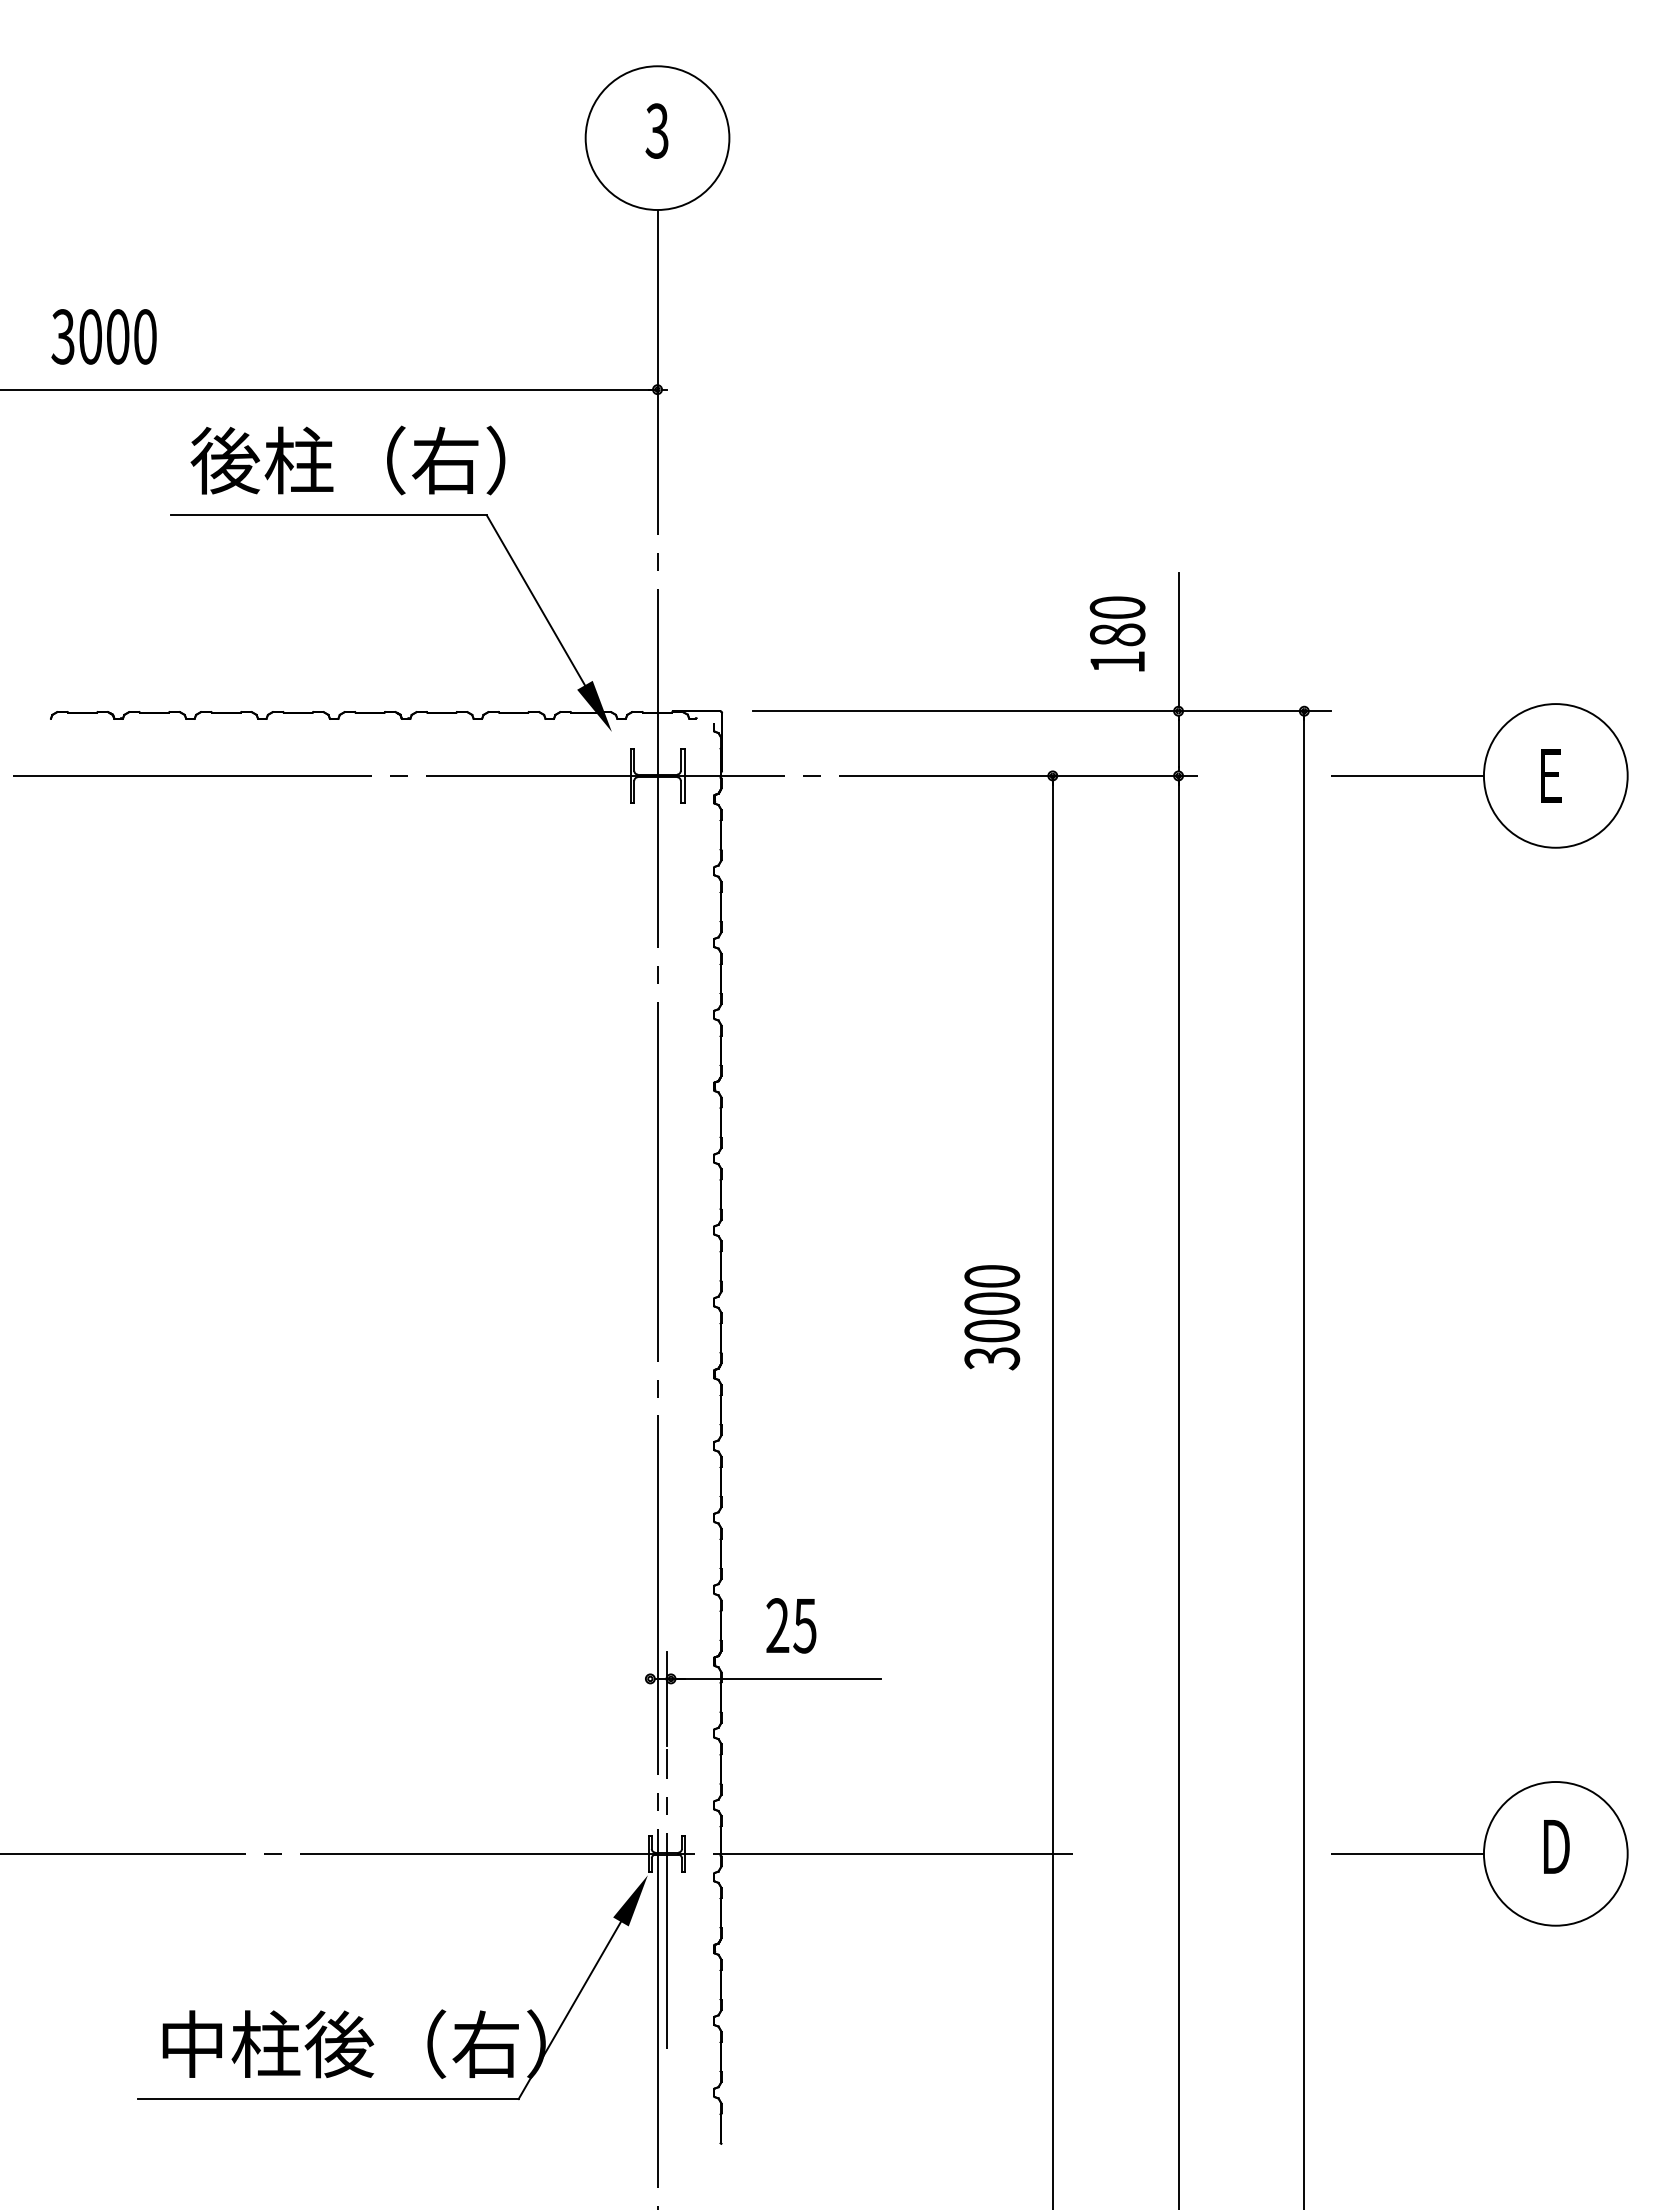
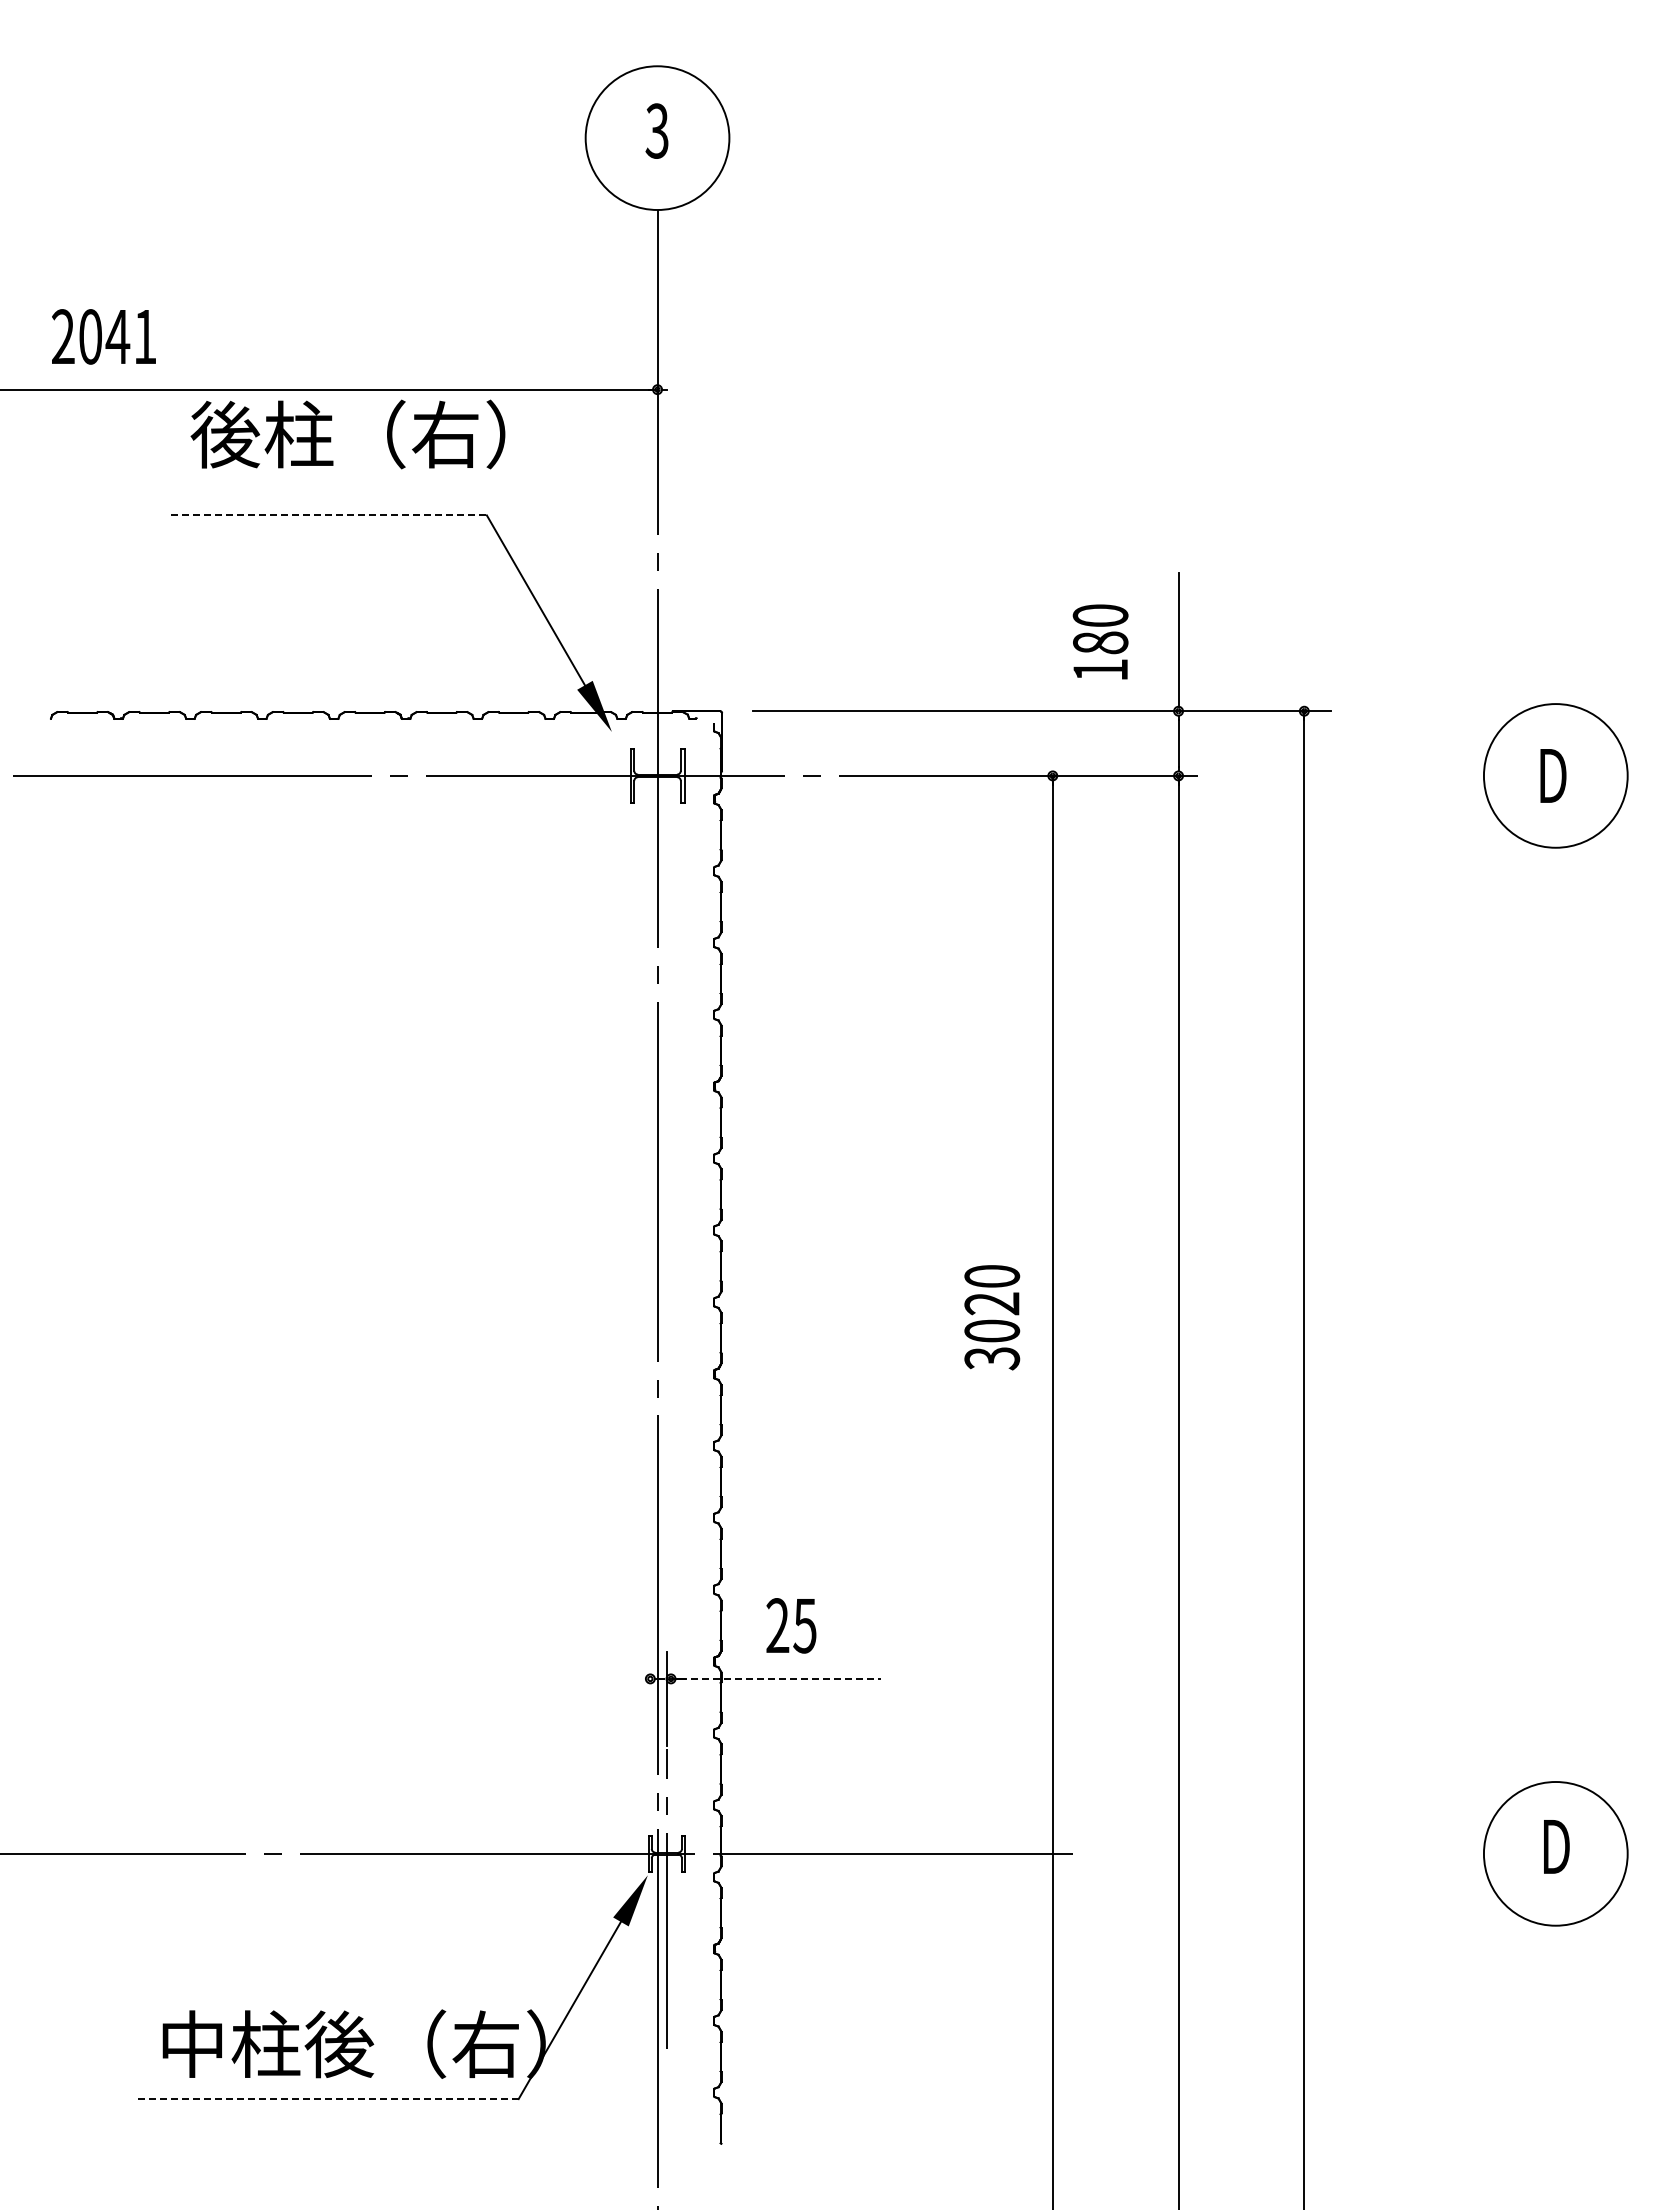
text: 3000 -> 2041 (103, 336)
text position: (347, 460) -> (347, 434) (347, 434)
line: solid -> dashed (329, 515)
text position: (1117, 633) -> (1100, 641) (1100, 641)
line: present -> none (1407, 775)
text: E -> D (1553, 775)
text: 3000 -> 3020 (992, 1303)
line: solid -> dashed (769, 1678)
line: present -> none (1407, 1853)
line: solid -> dashed (328, 2099)
